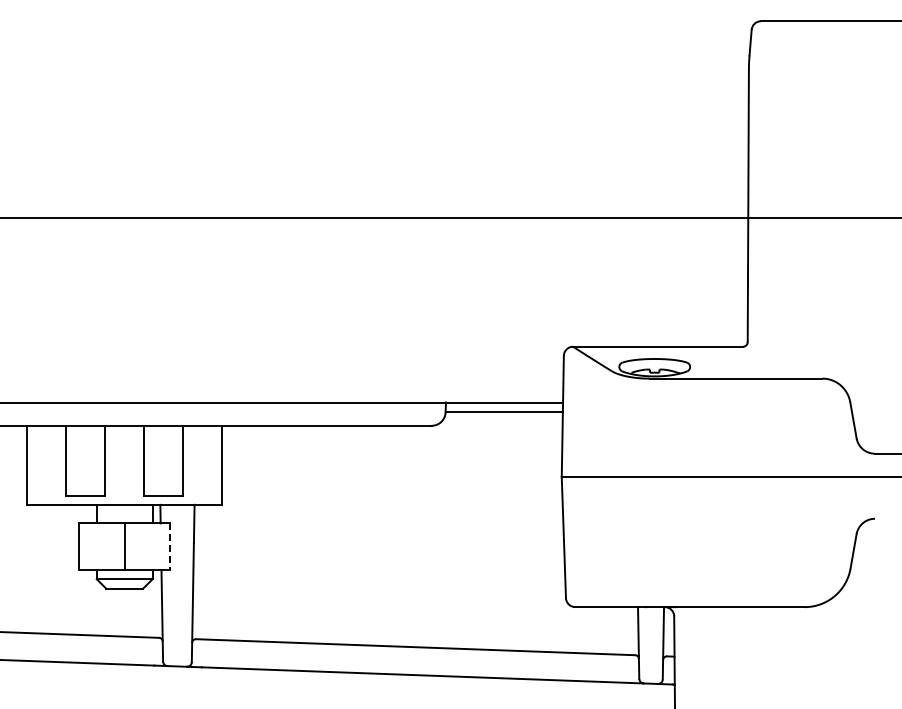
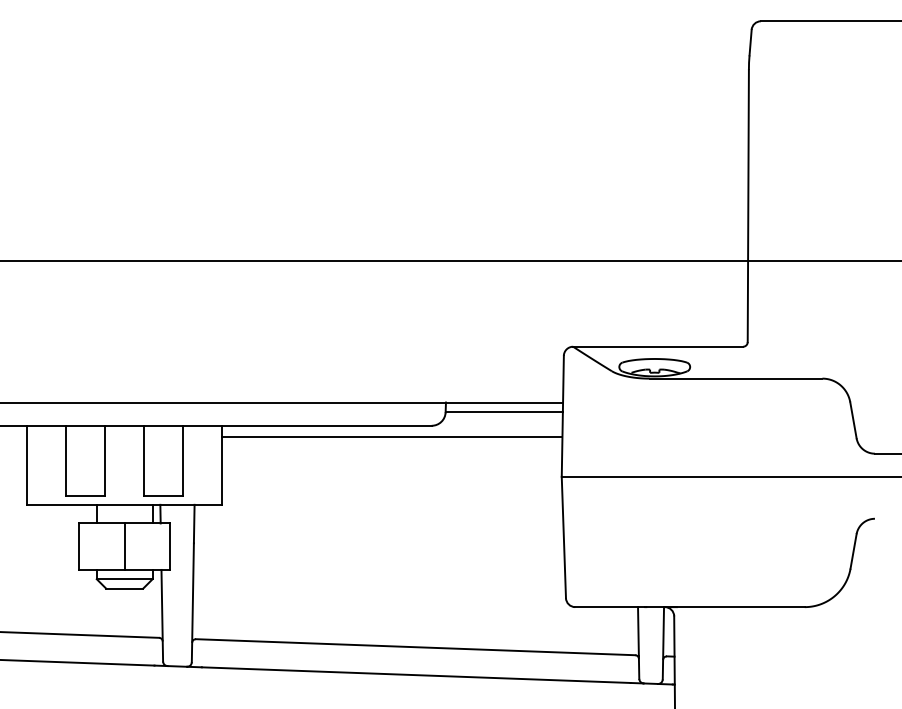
line position: (450, 218) -> (450, 261) (450, 261)
line: none -> present (392, 437)
line: dashed -> solid (170, 547)
